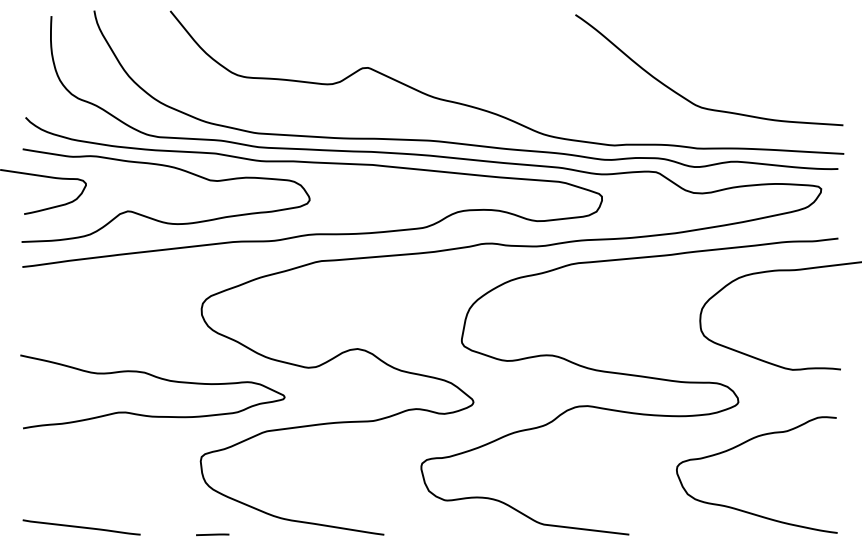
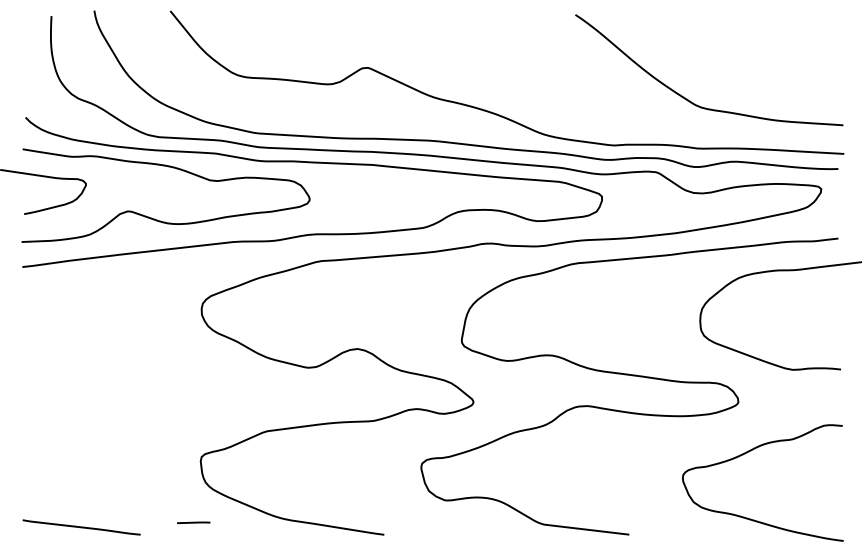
curve: present -> none (157, 378)
curve position: (741, 445) -> (747, 453) (747, 453)
line position: (212, 534) -> (193, 522) (193, 522)
